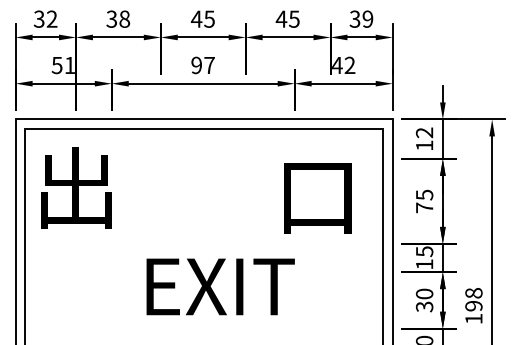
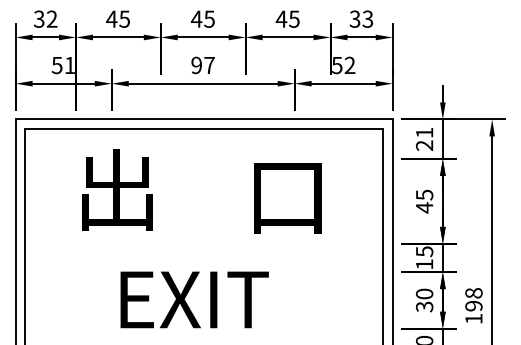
text: 38 -> 45 (118, 18)
text: 39 -> 33 (367, 18)
text: 42 -> 52 (337, 65)
text: 12 -> 21 (424, 138)
text position: (76, 187) -> (117, 189) (117, 189)
text position: (317, 198) -> (287, 198) (287, 198)
text: 75 -> 45 (424, 207)
text position: (220, 286) -> (194, 299) (194, 299)
